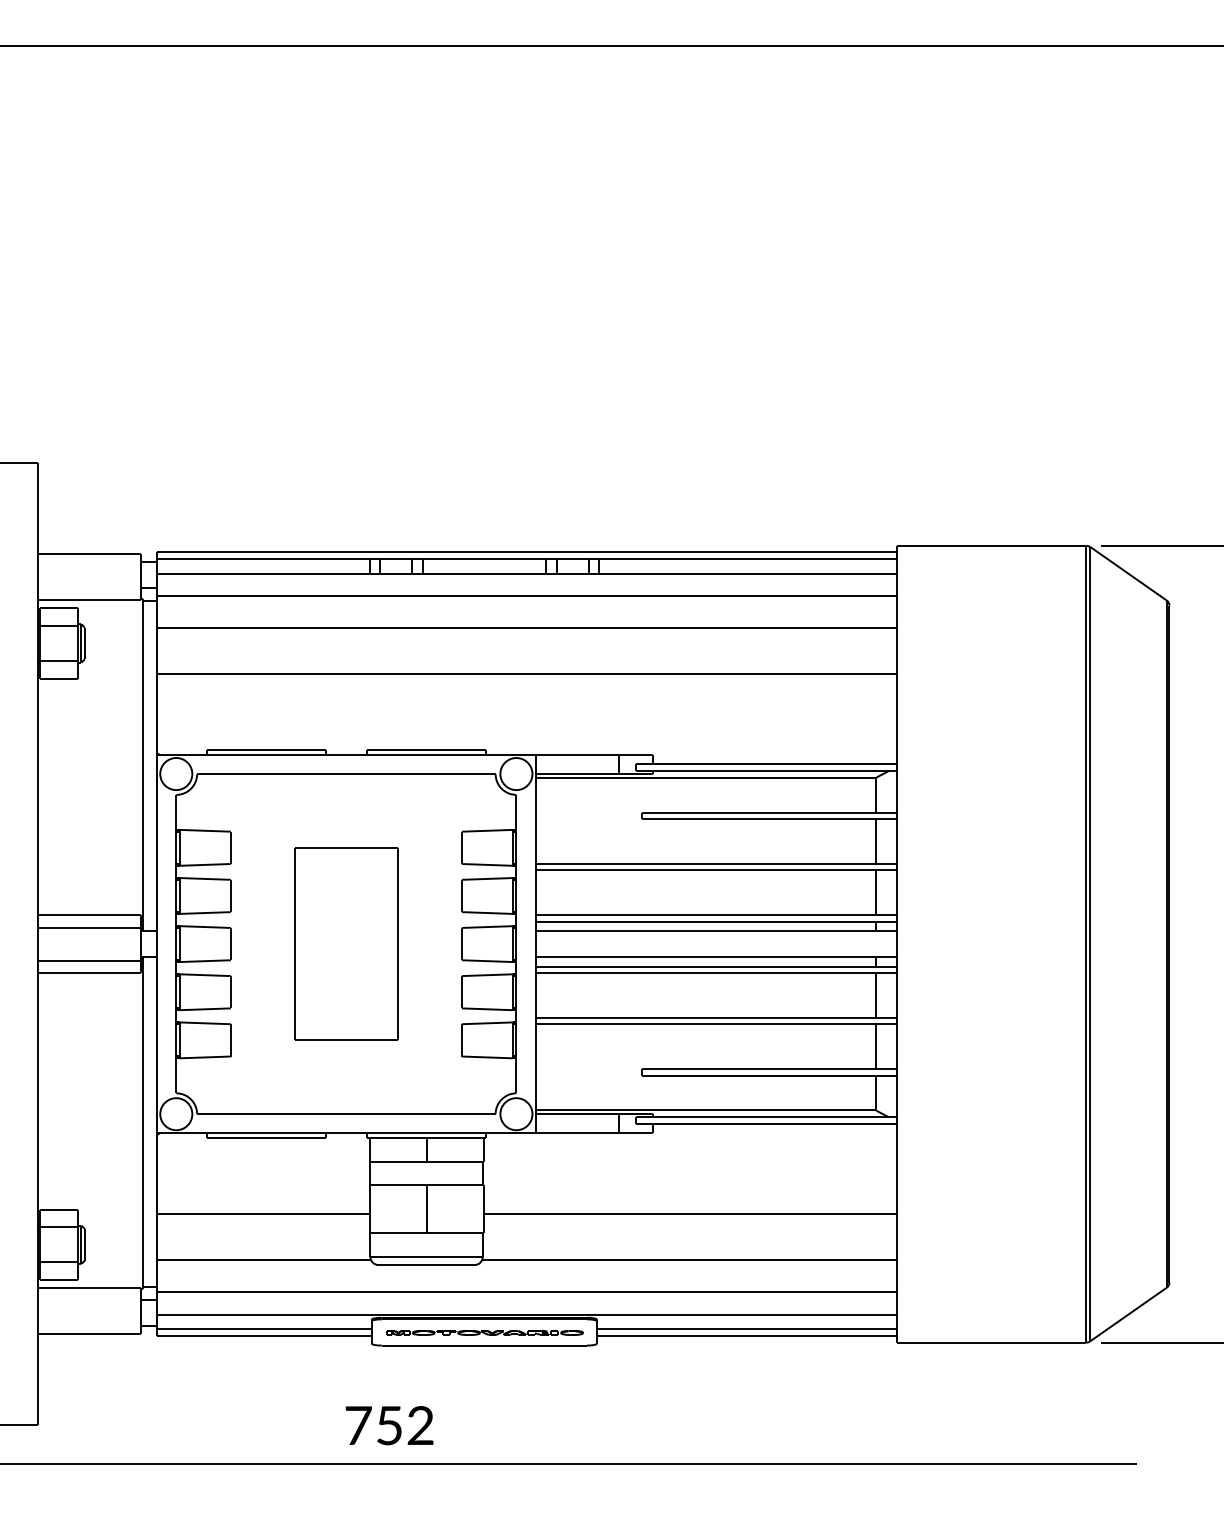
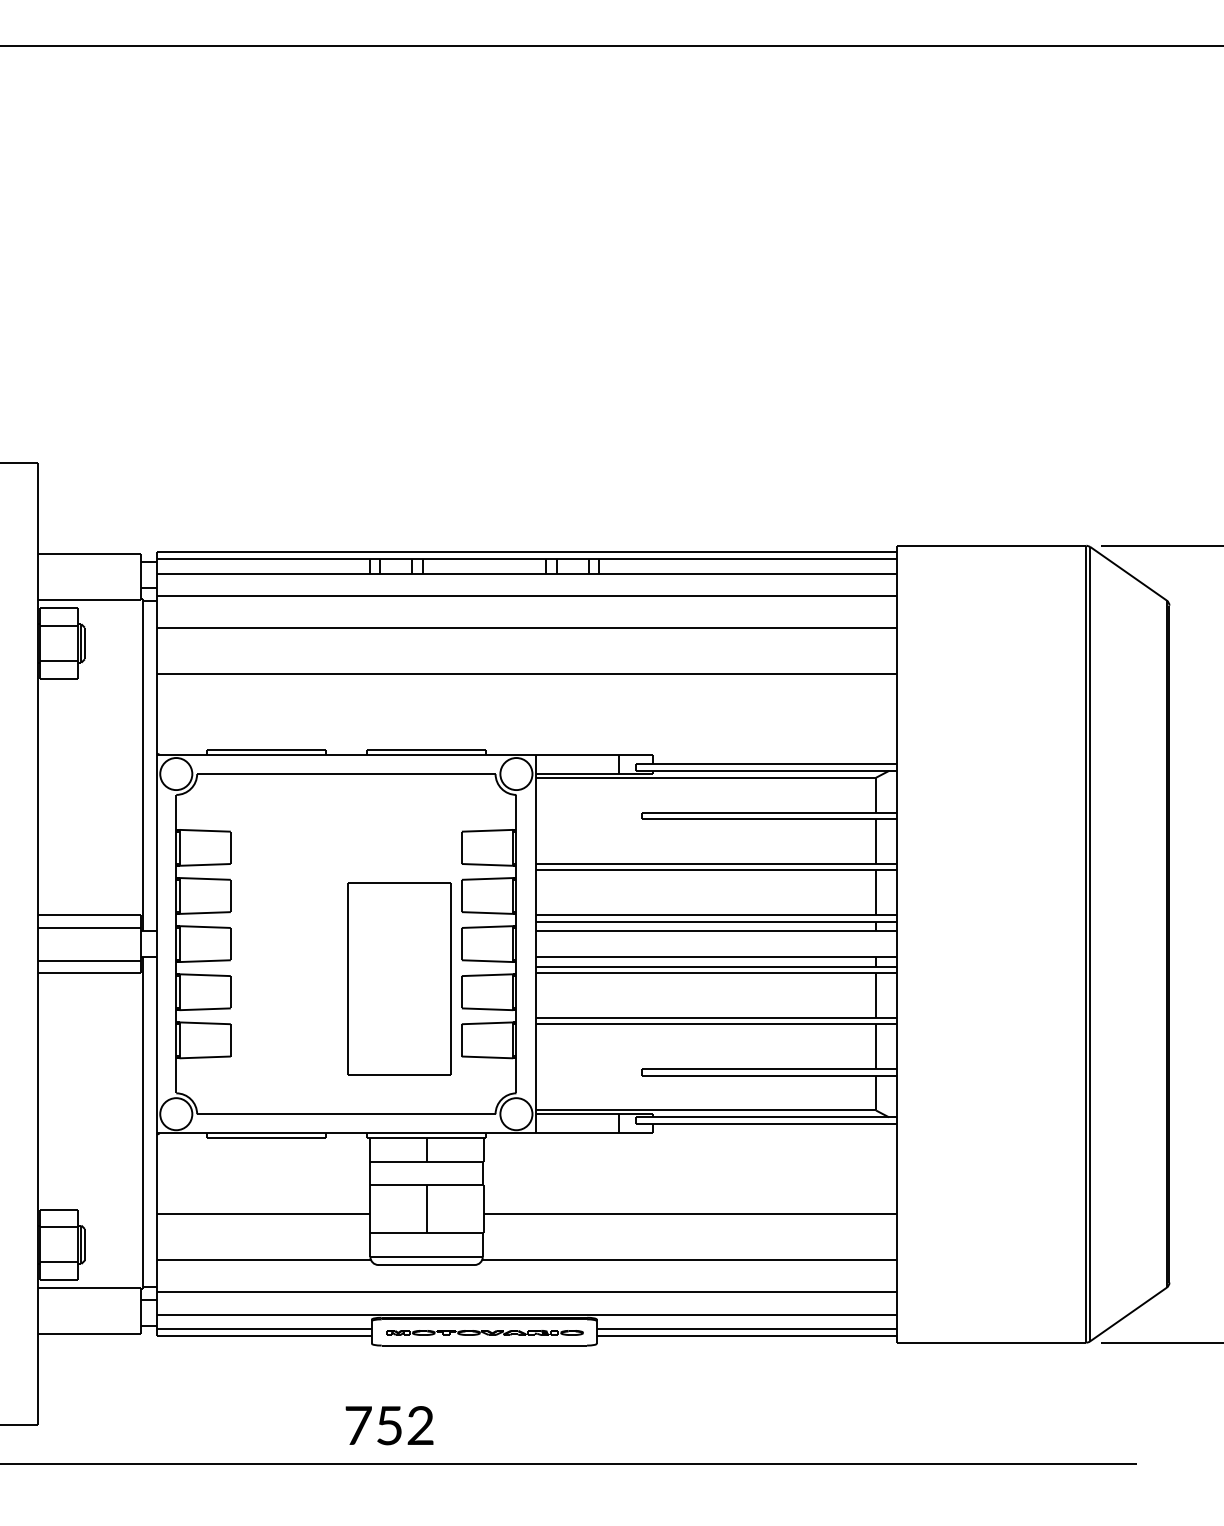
part position: (346, 943) -> (399, 978) (399, 978)
